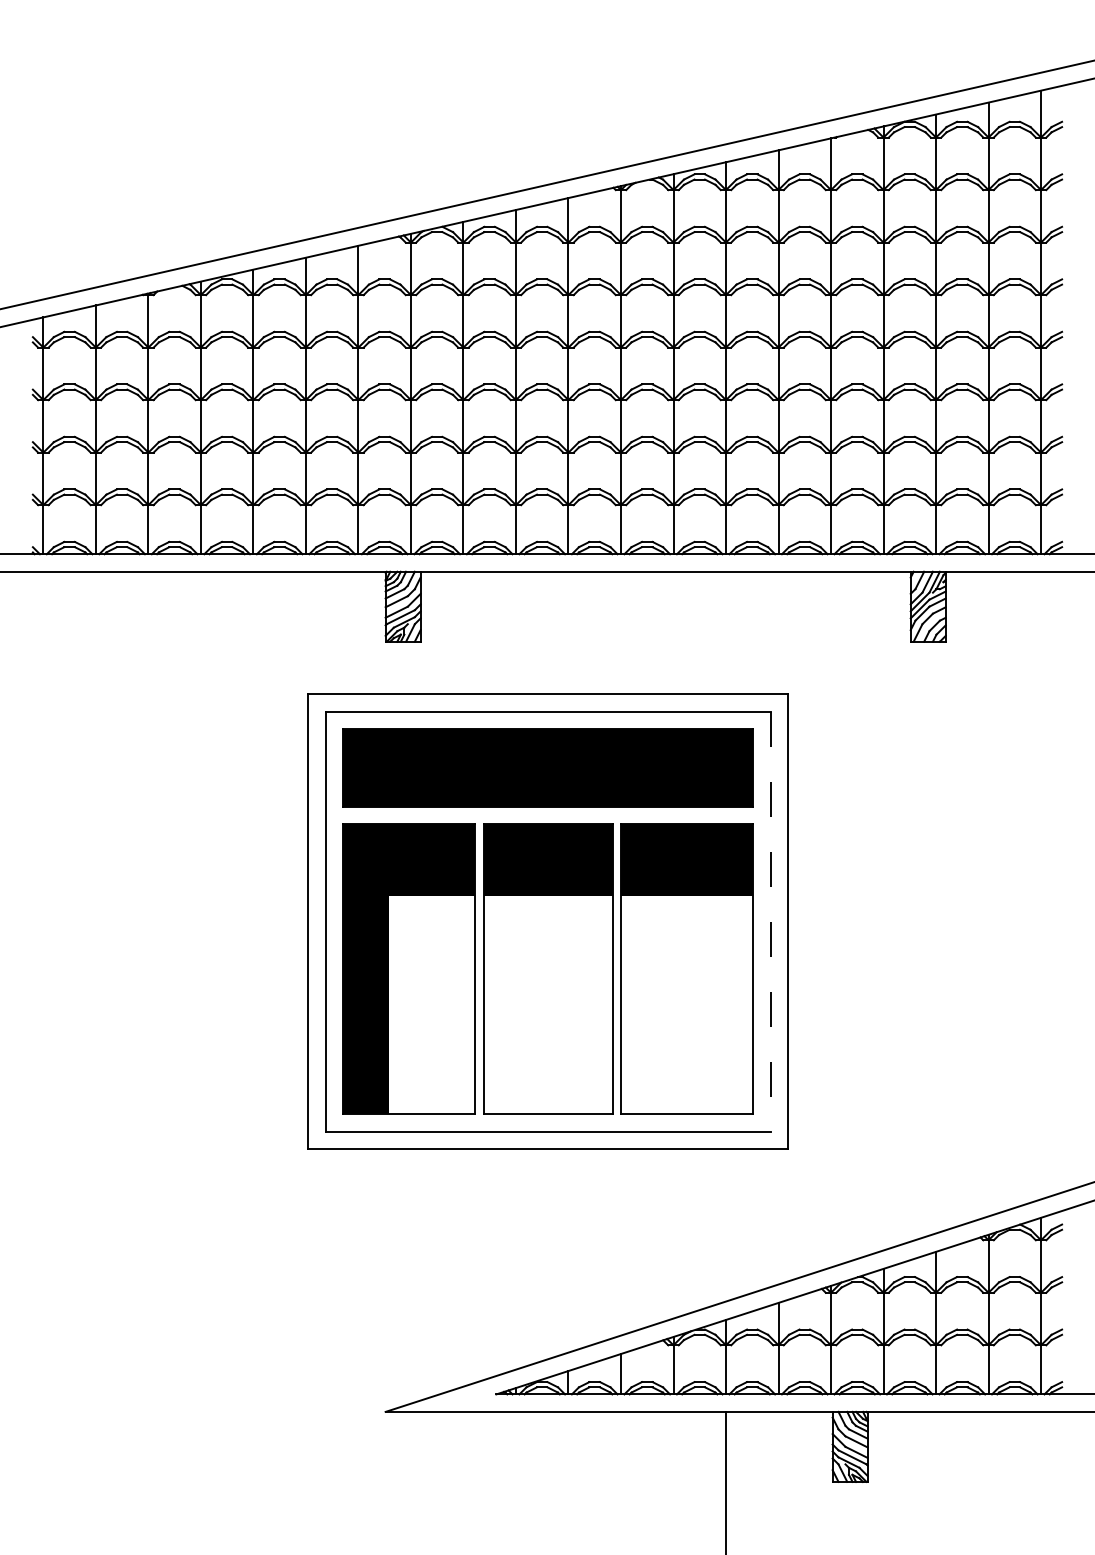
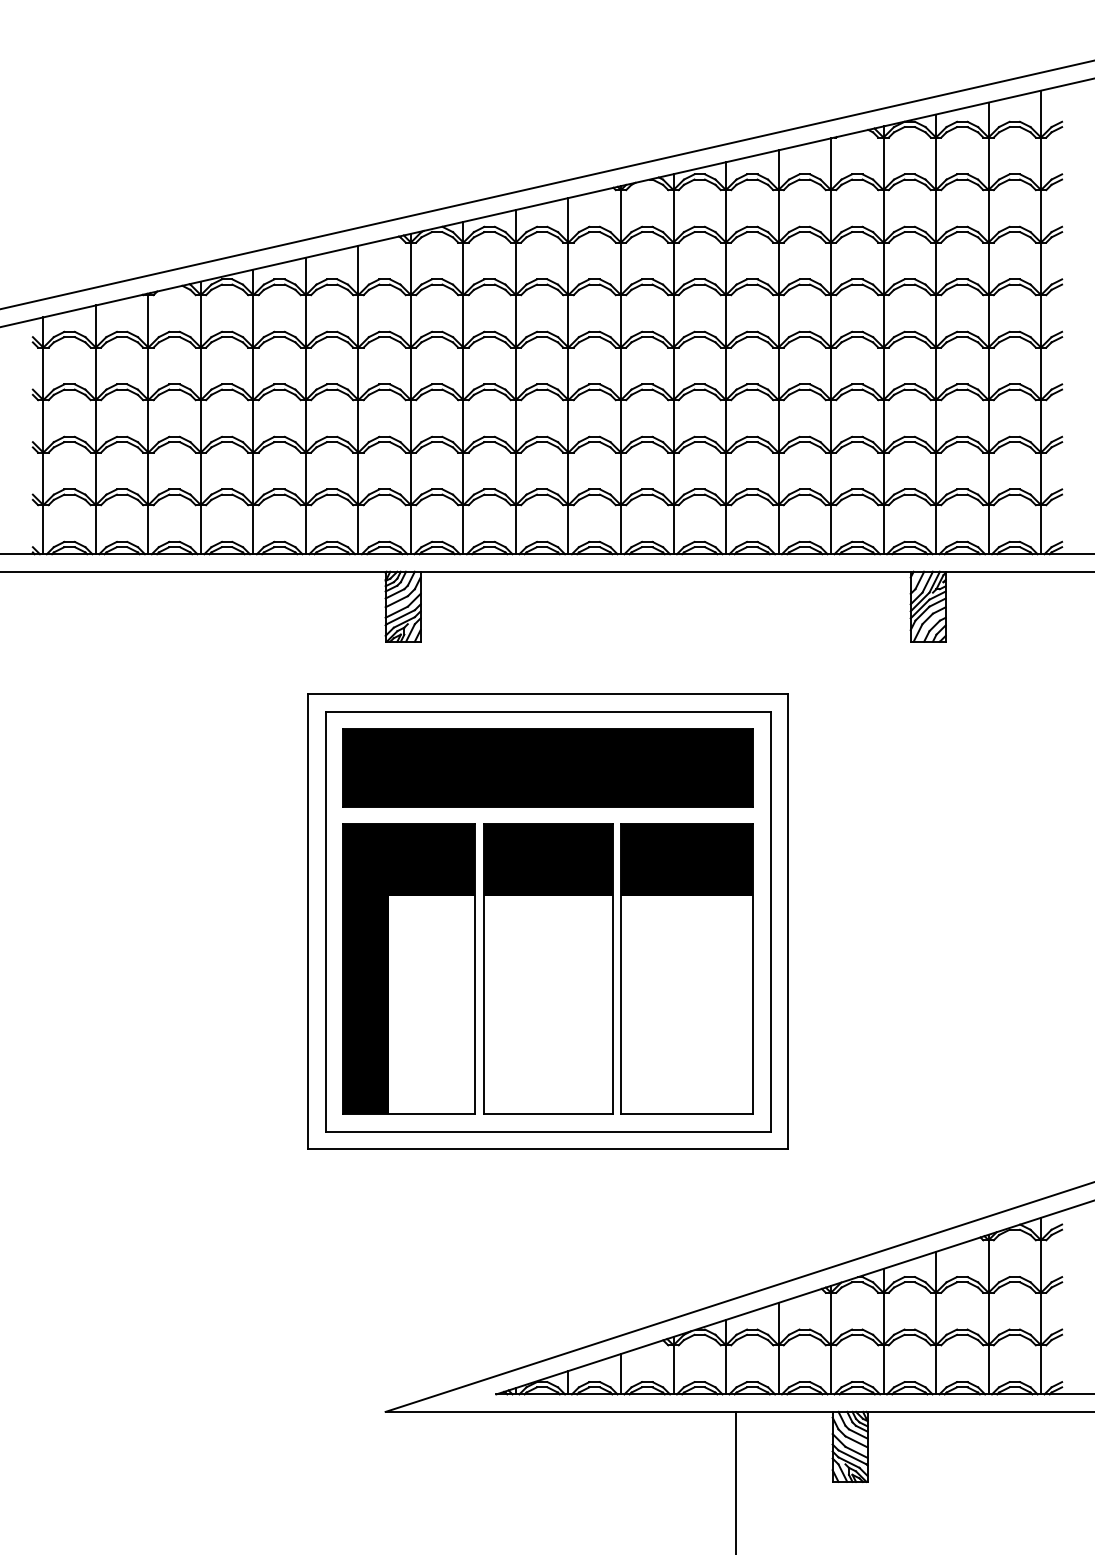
line: dashed -> solid (770, 922)
line position: (725, 1481) -> (735, 1481) (735, 1481)
